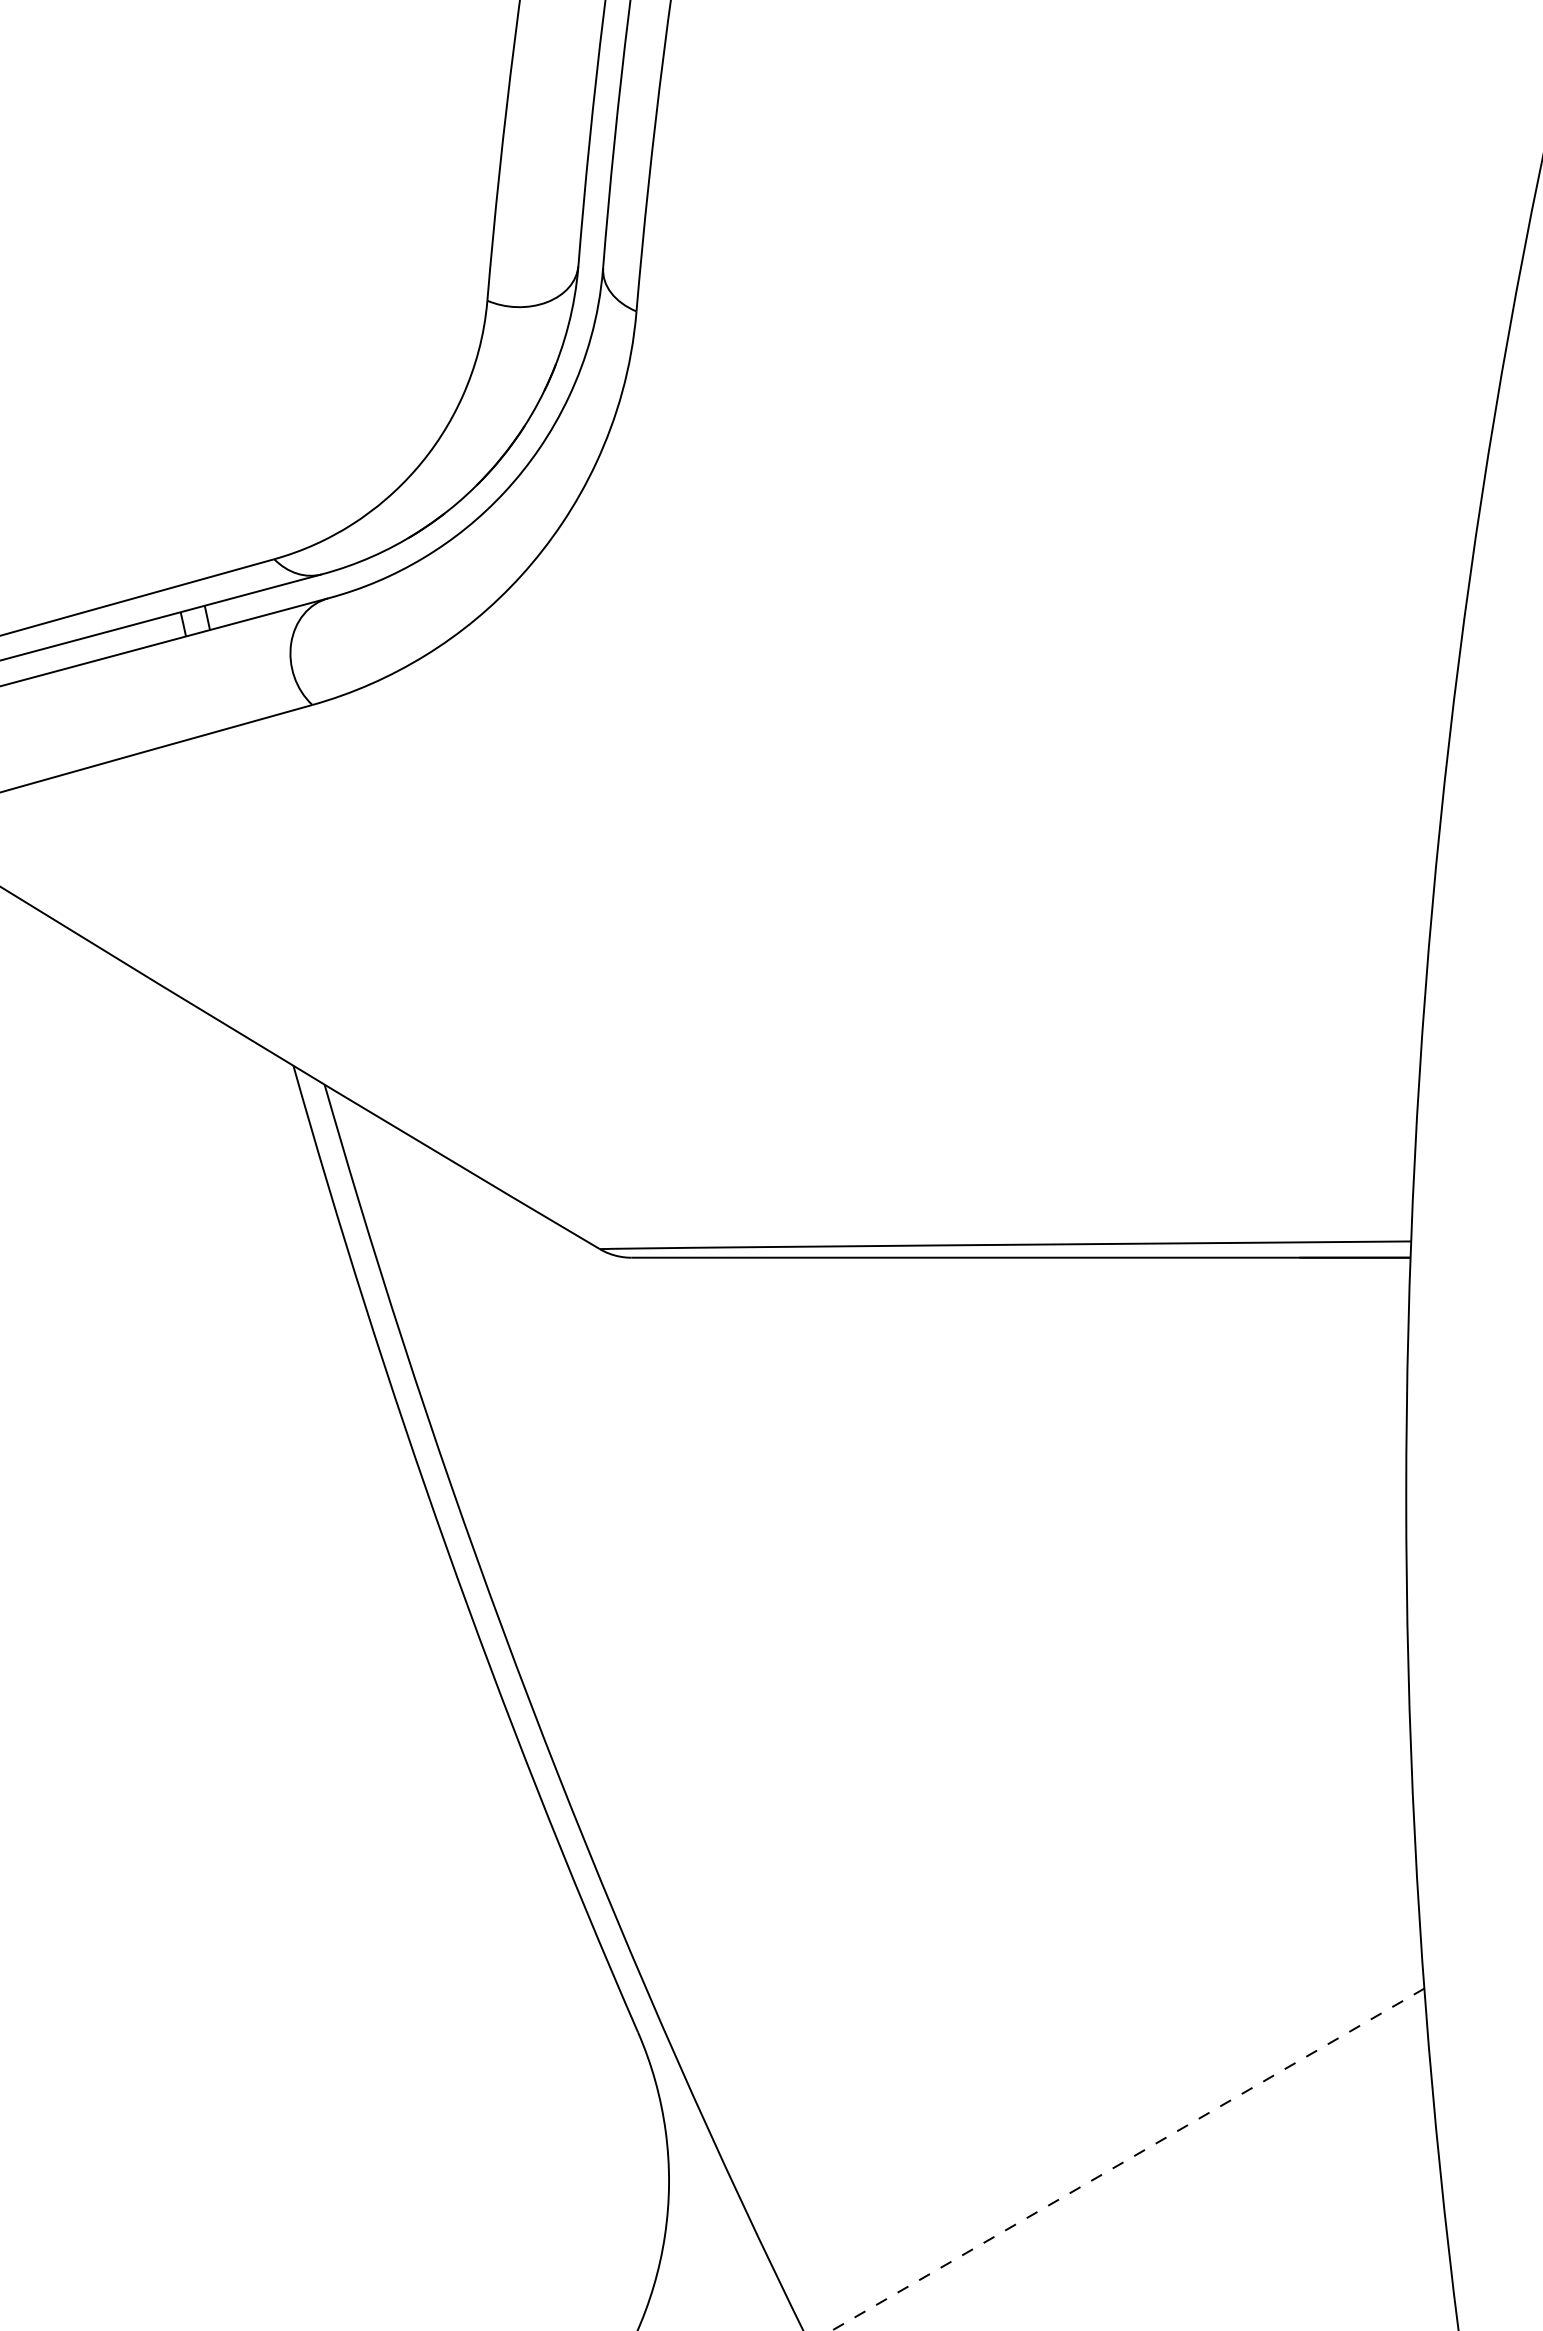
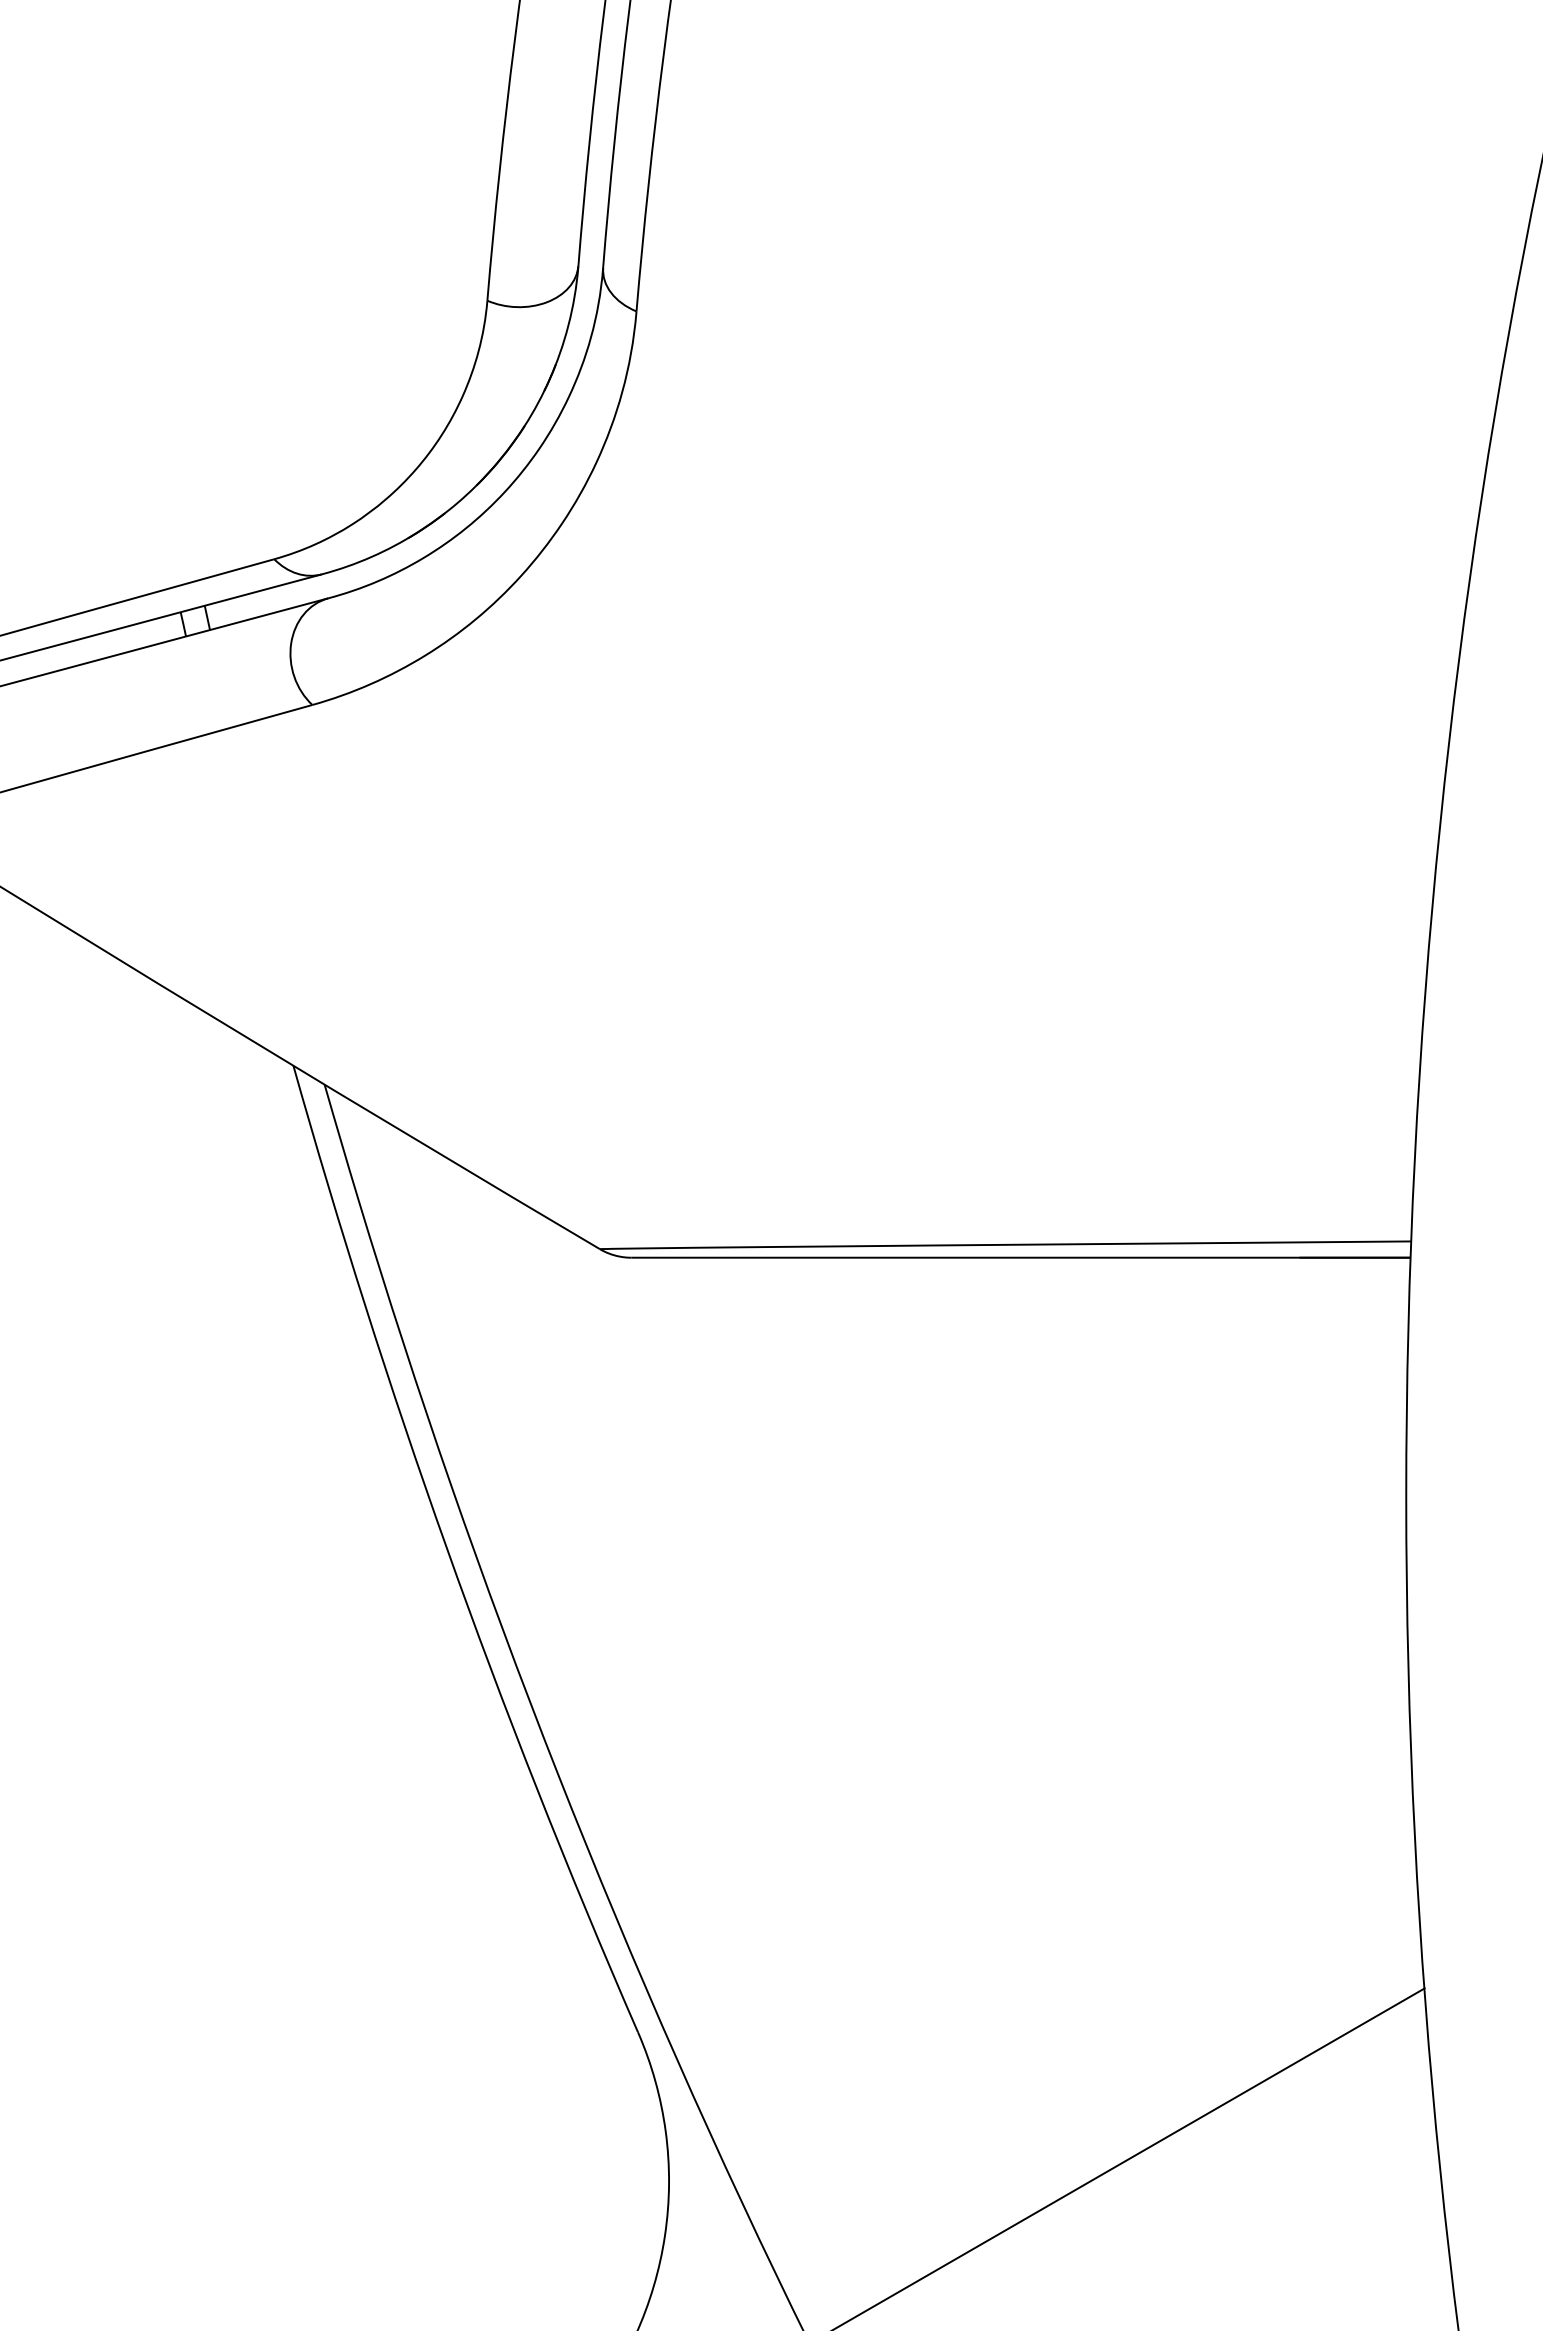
line: dashed -> solid (1128, 2159)
